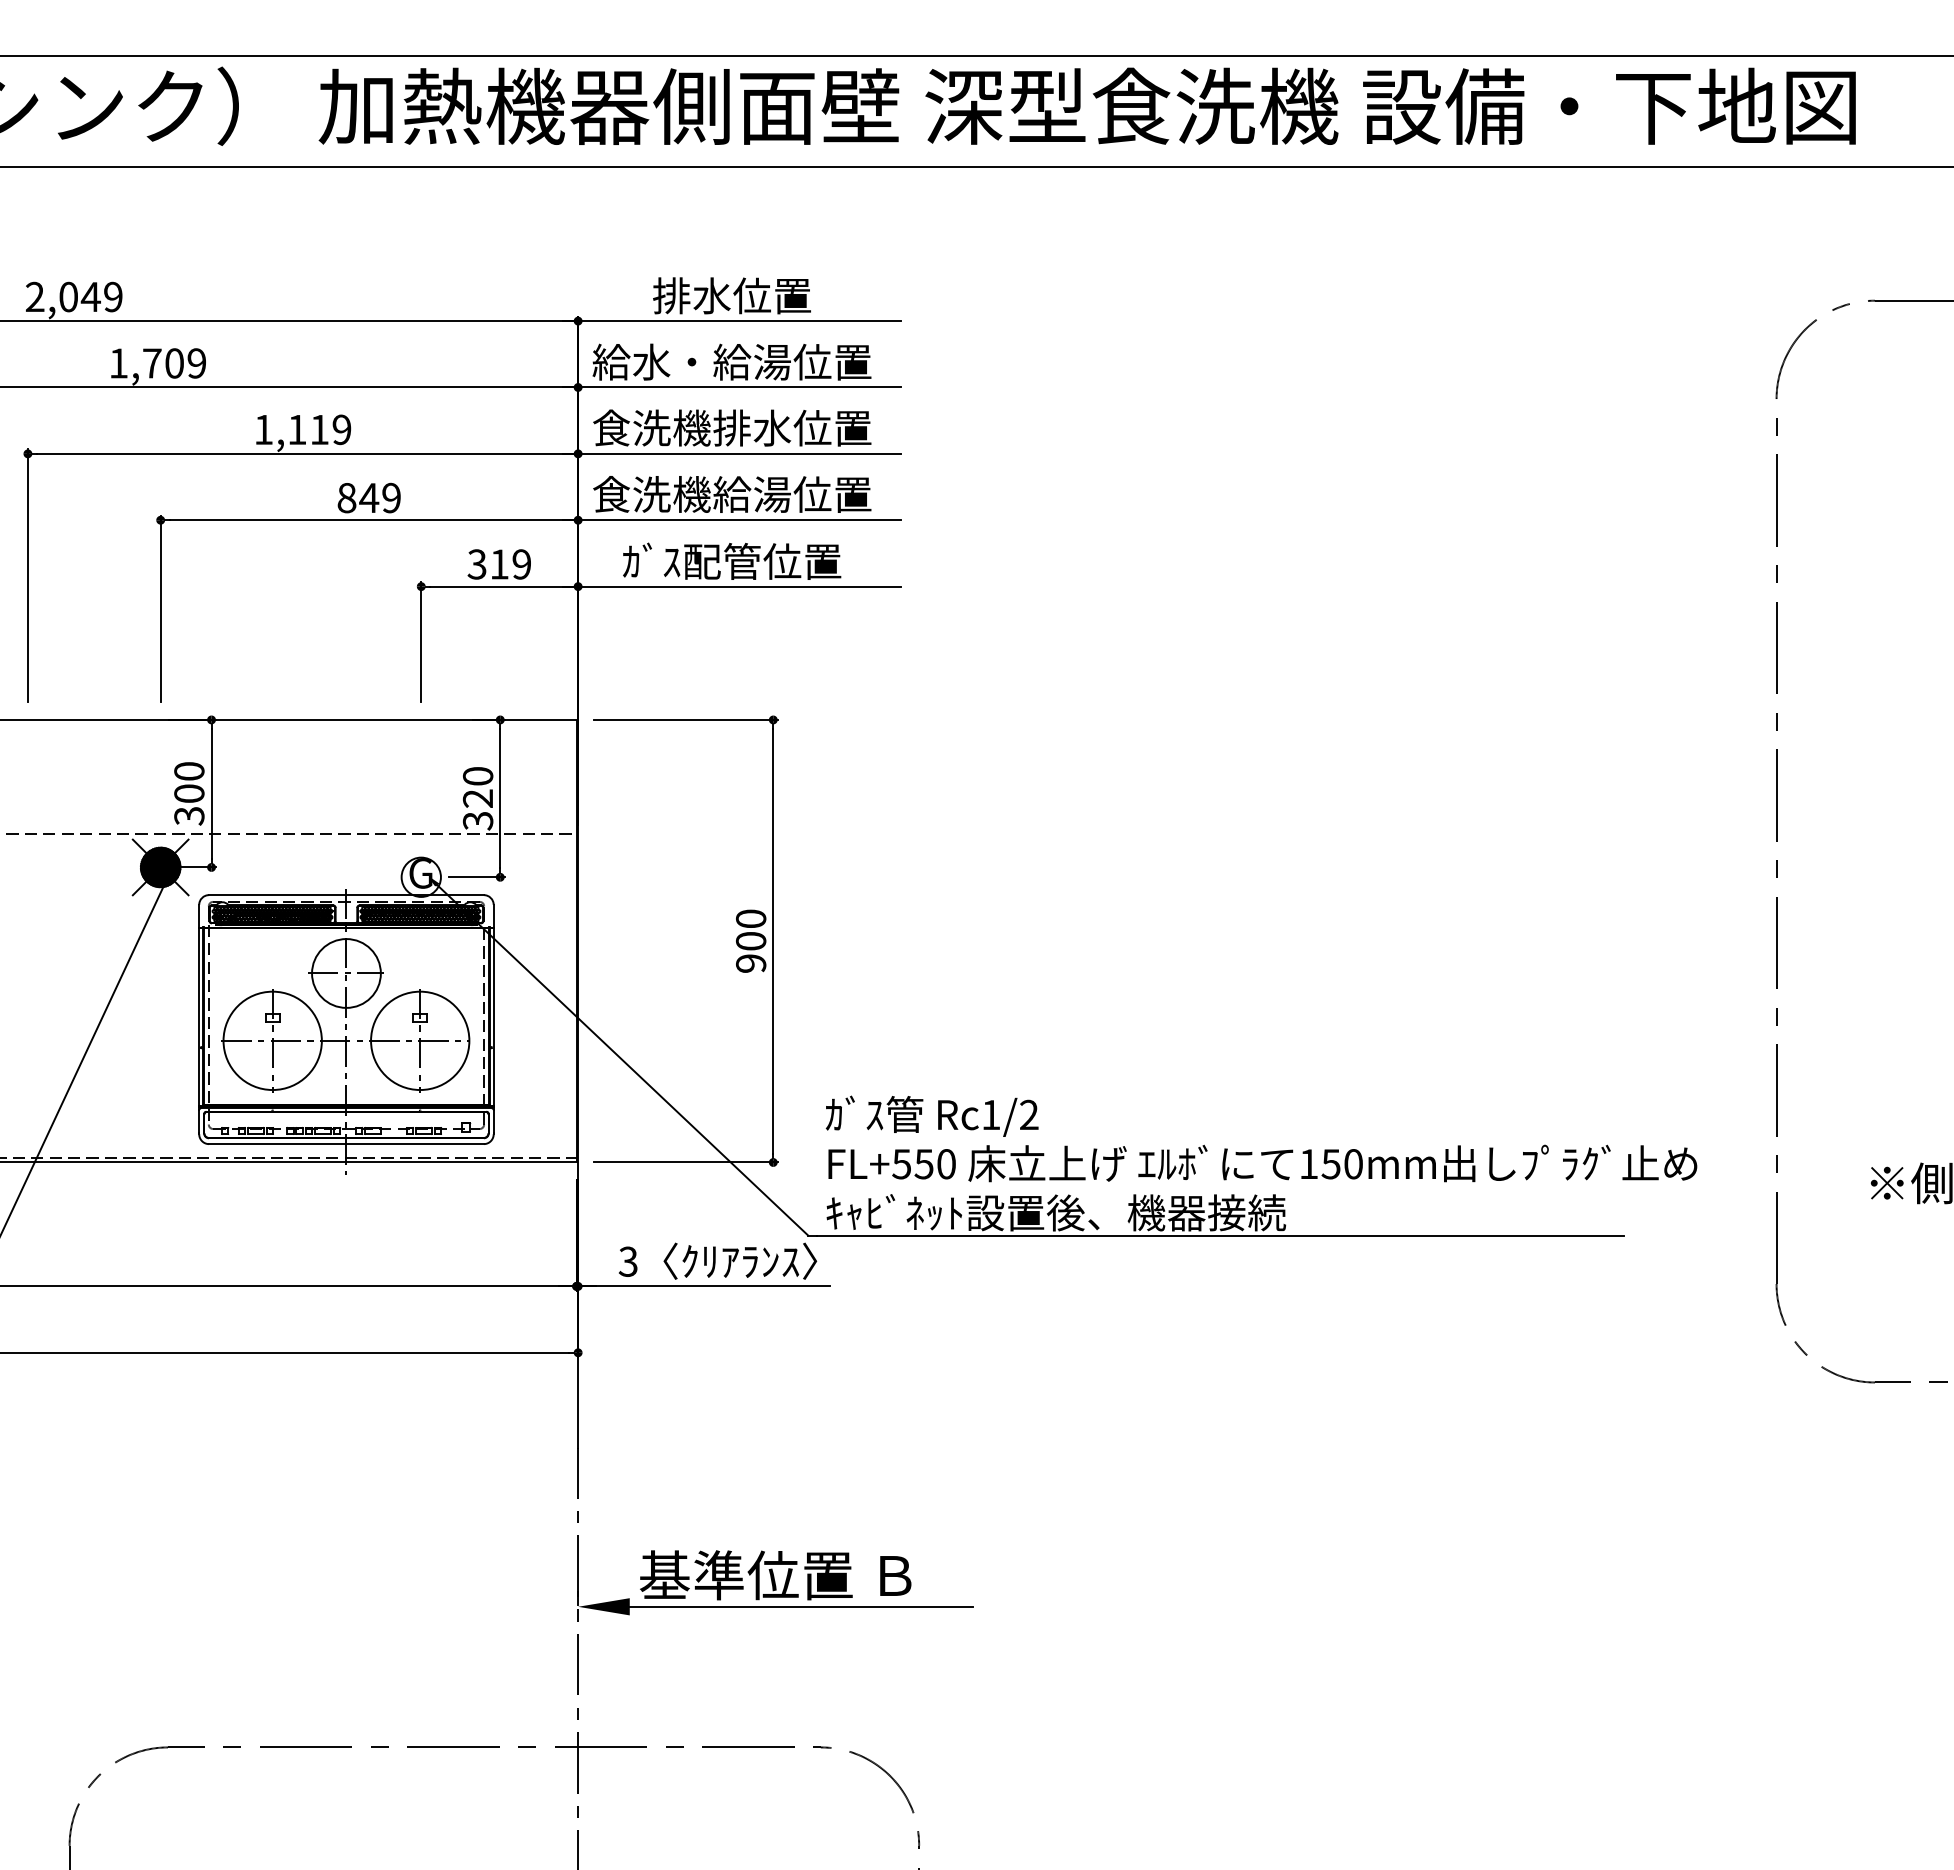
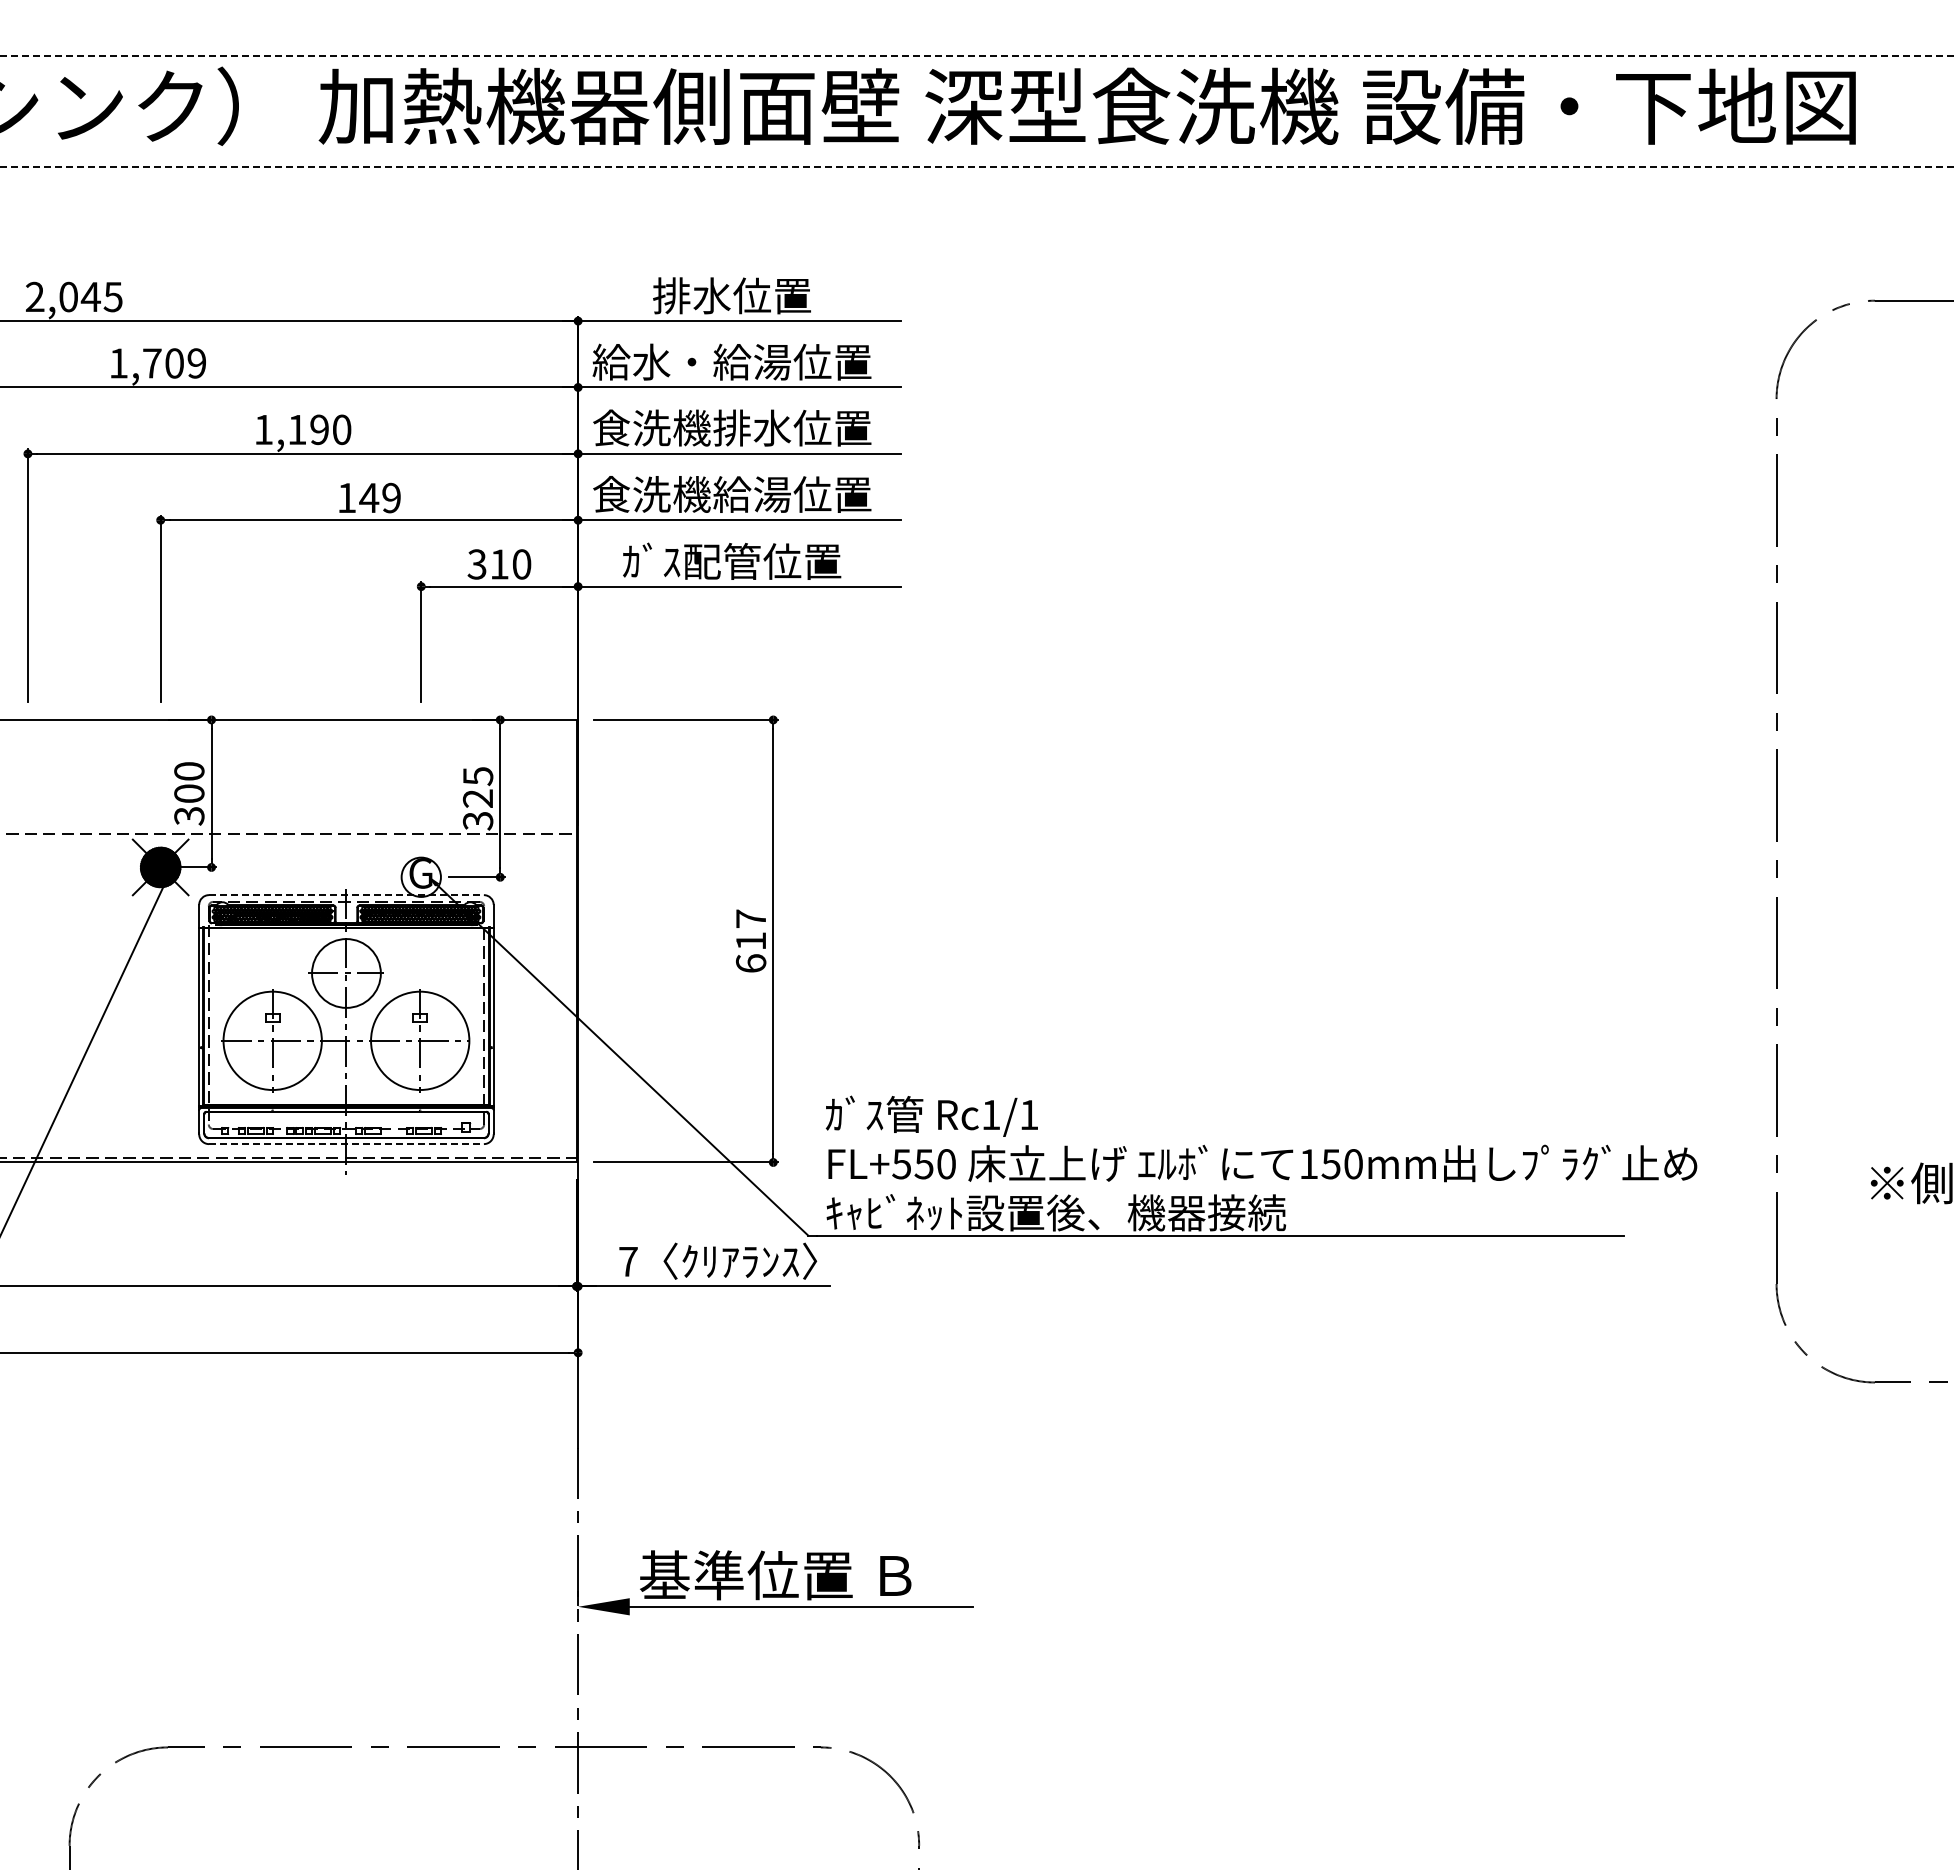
line: solid -> dashed (977, 56)
line: solid -> dashed (977, 167)
text: 2,049 -> 2,045 (112, 296)
text: 1,119 -> 1,190 (330, 429)
text: 849 -> 149 (346, 498)
text: 319 -> 310 (521, 564)
text: 320 -> 325 (477, 776)
line: solid -> dashed (346, 895)
text: 900 -> 617 (751, 940)
text: Rc1/2 -> Rc1/1 (1029, 1114)
line: solid -> dashed (346, 1144)
text: 3 -> 7 (627, 1261)
